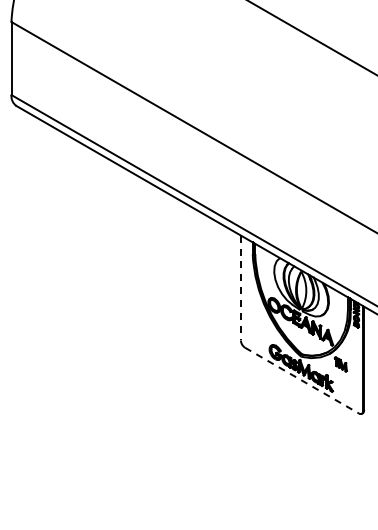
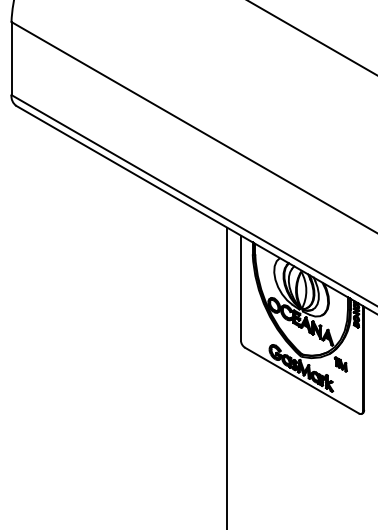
line: dashed -> solid (240, 288)
line: none -> present (226, 376)
line: dashed -> solid (302, 380)
